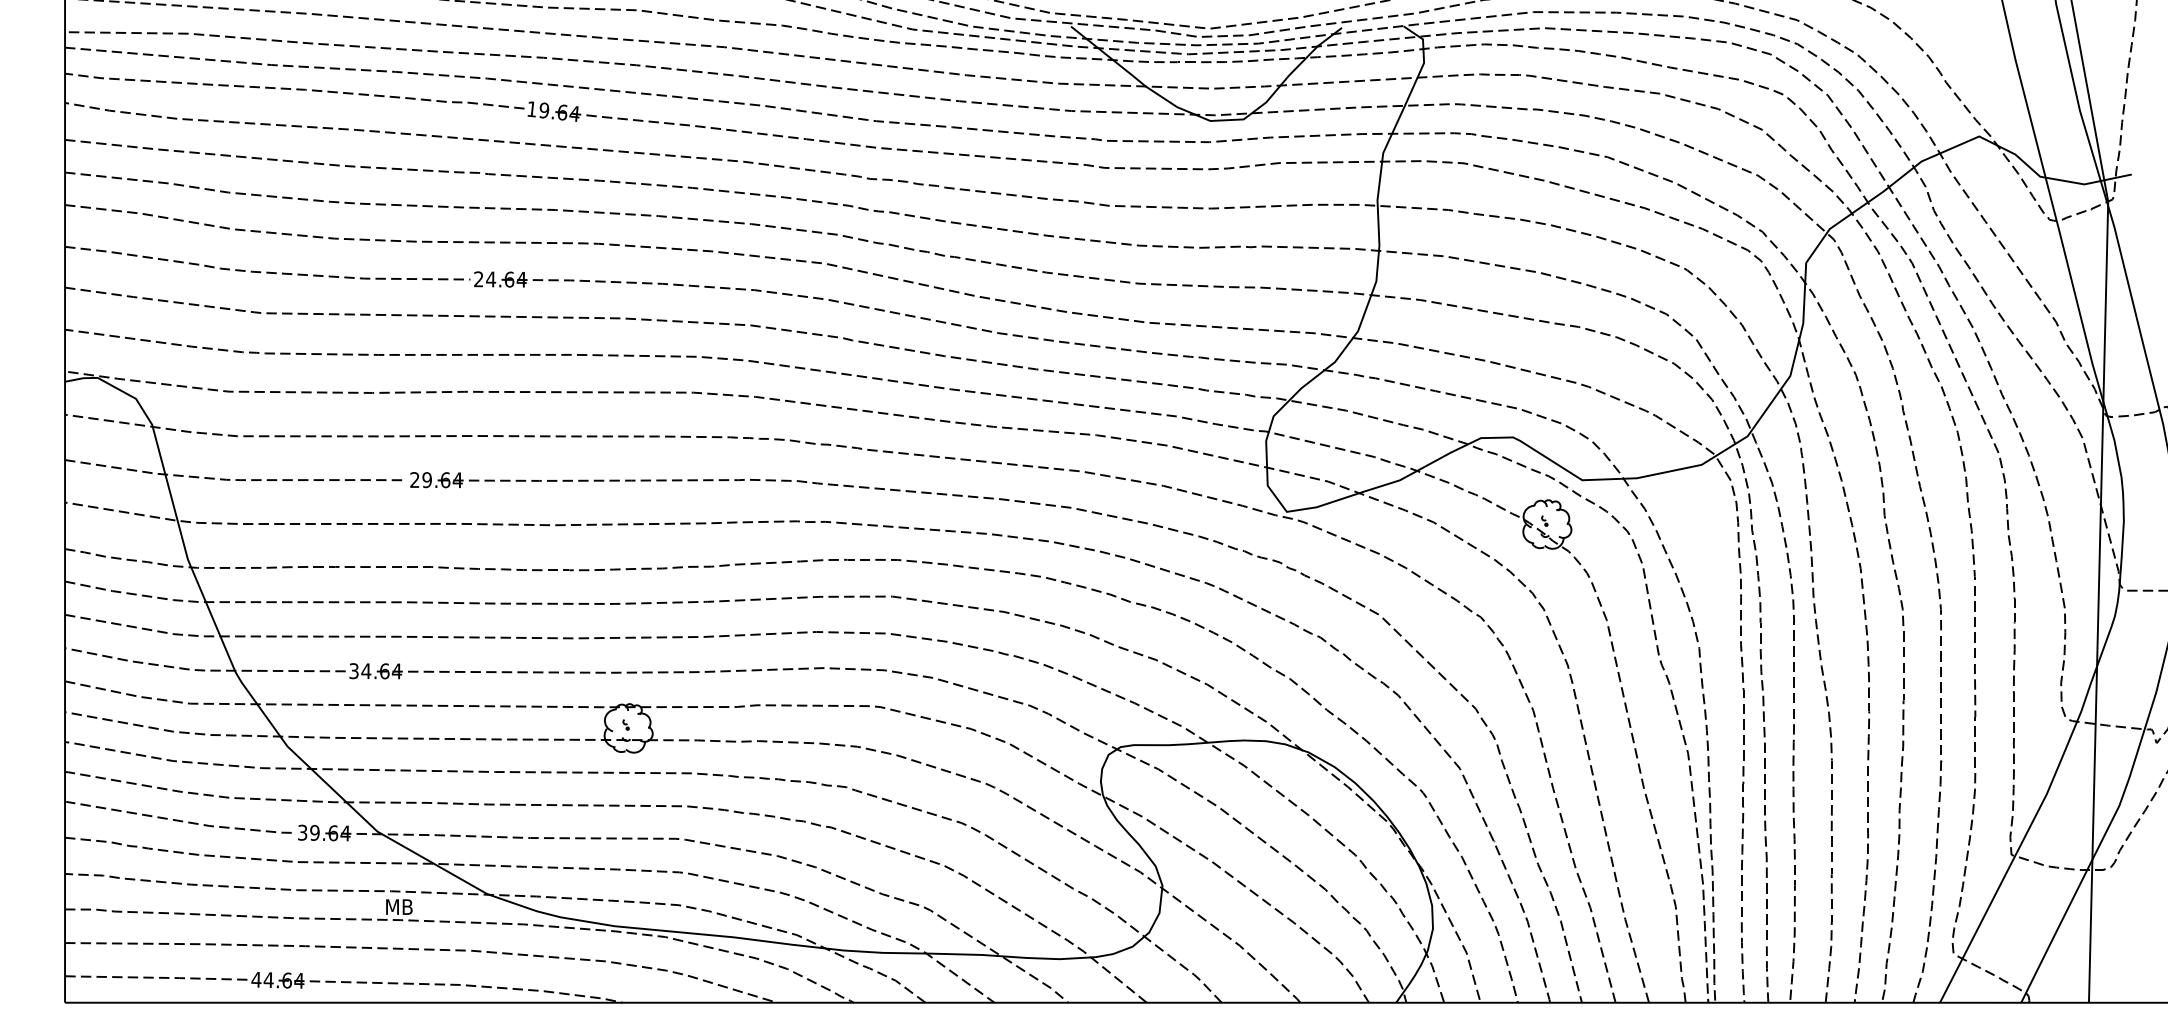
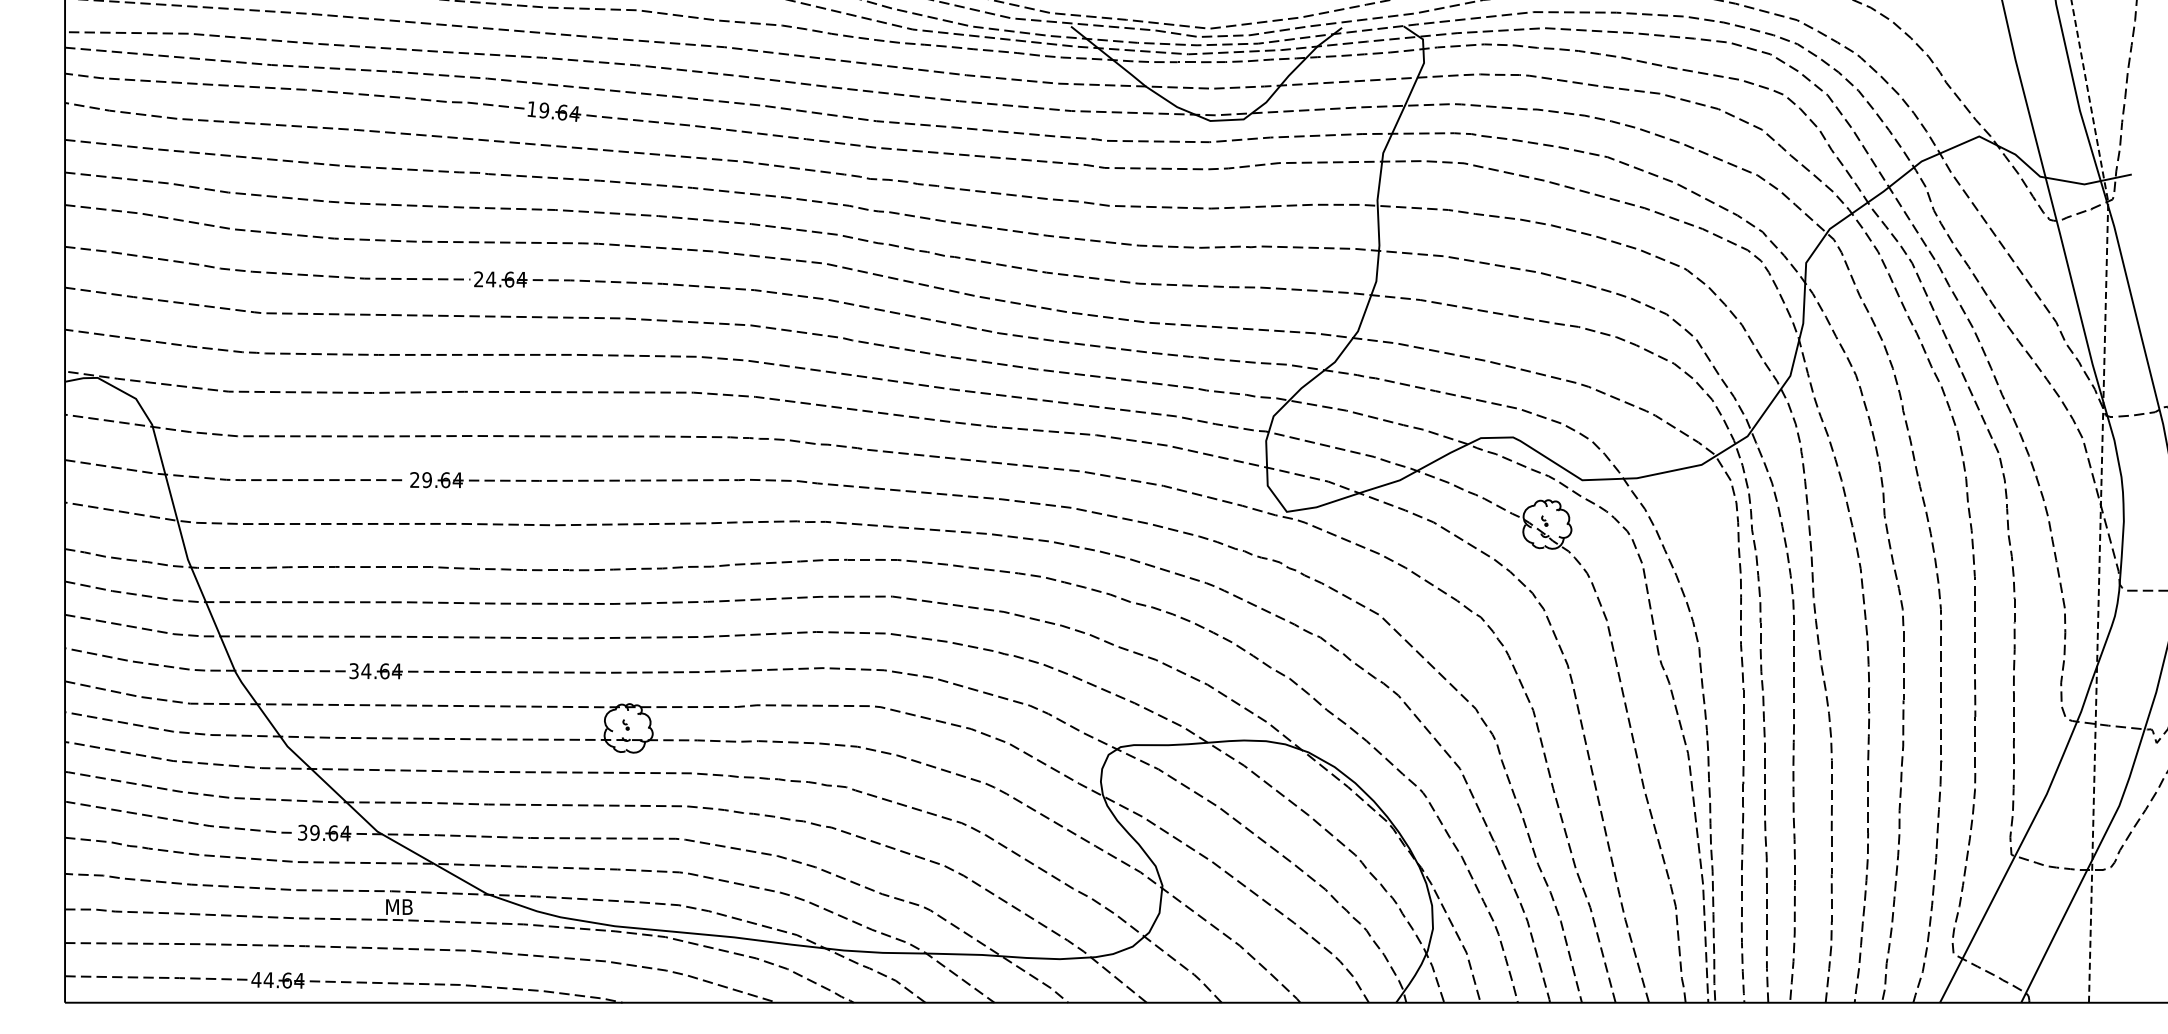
line: solid -> dashed (2101, 499)
